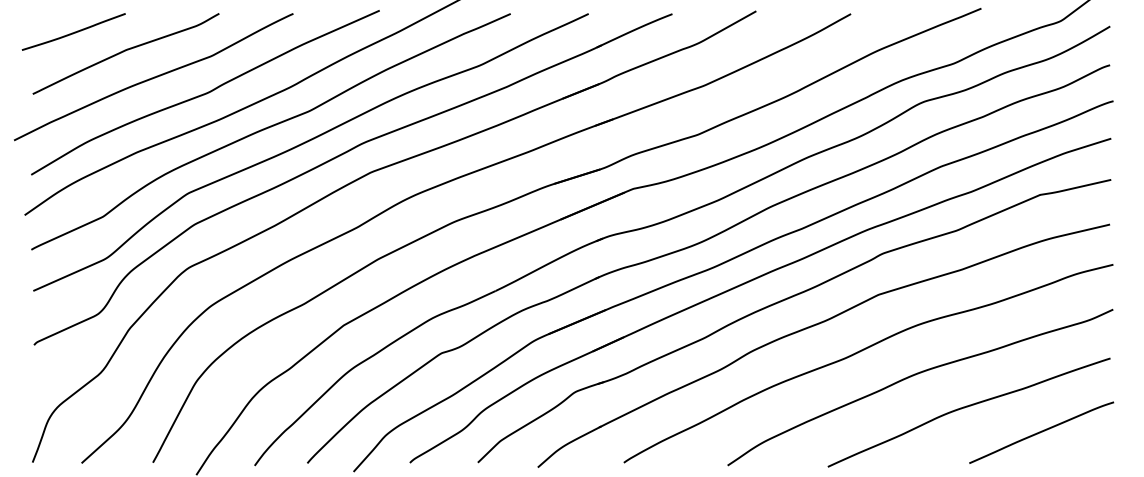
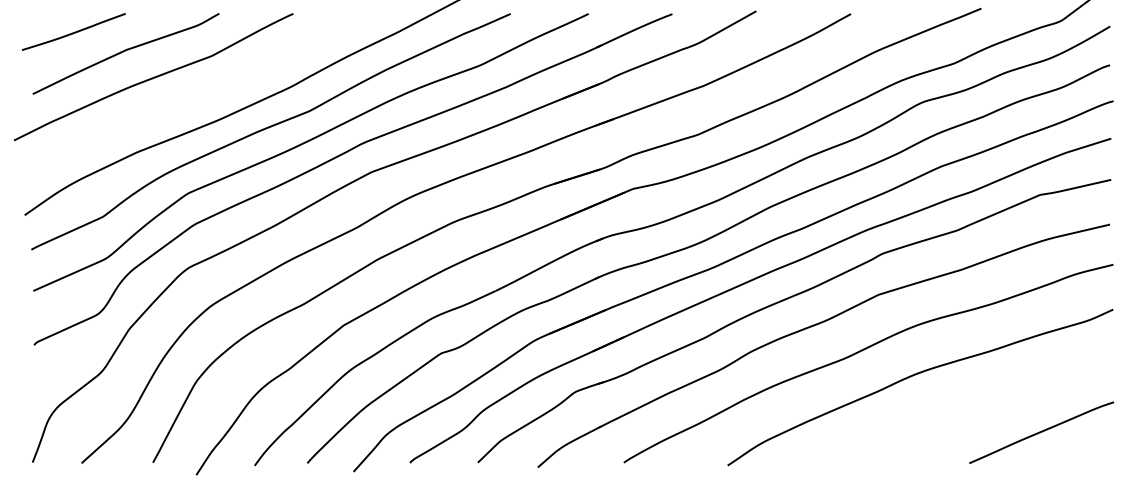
curve: present -> none (205, 92)
curve: present -> none (967, 407)
